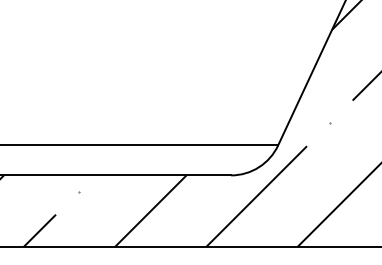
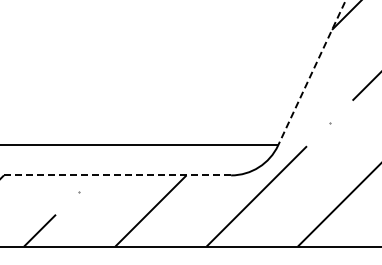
line: solid -> dashed (311, 73)
line: solid -> dashed (115, 175)
